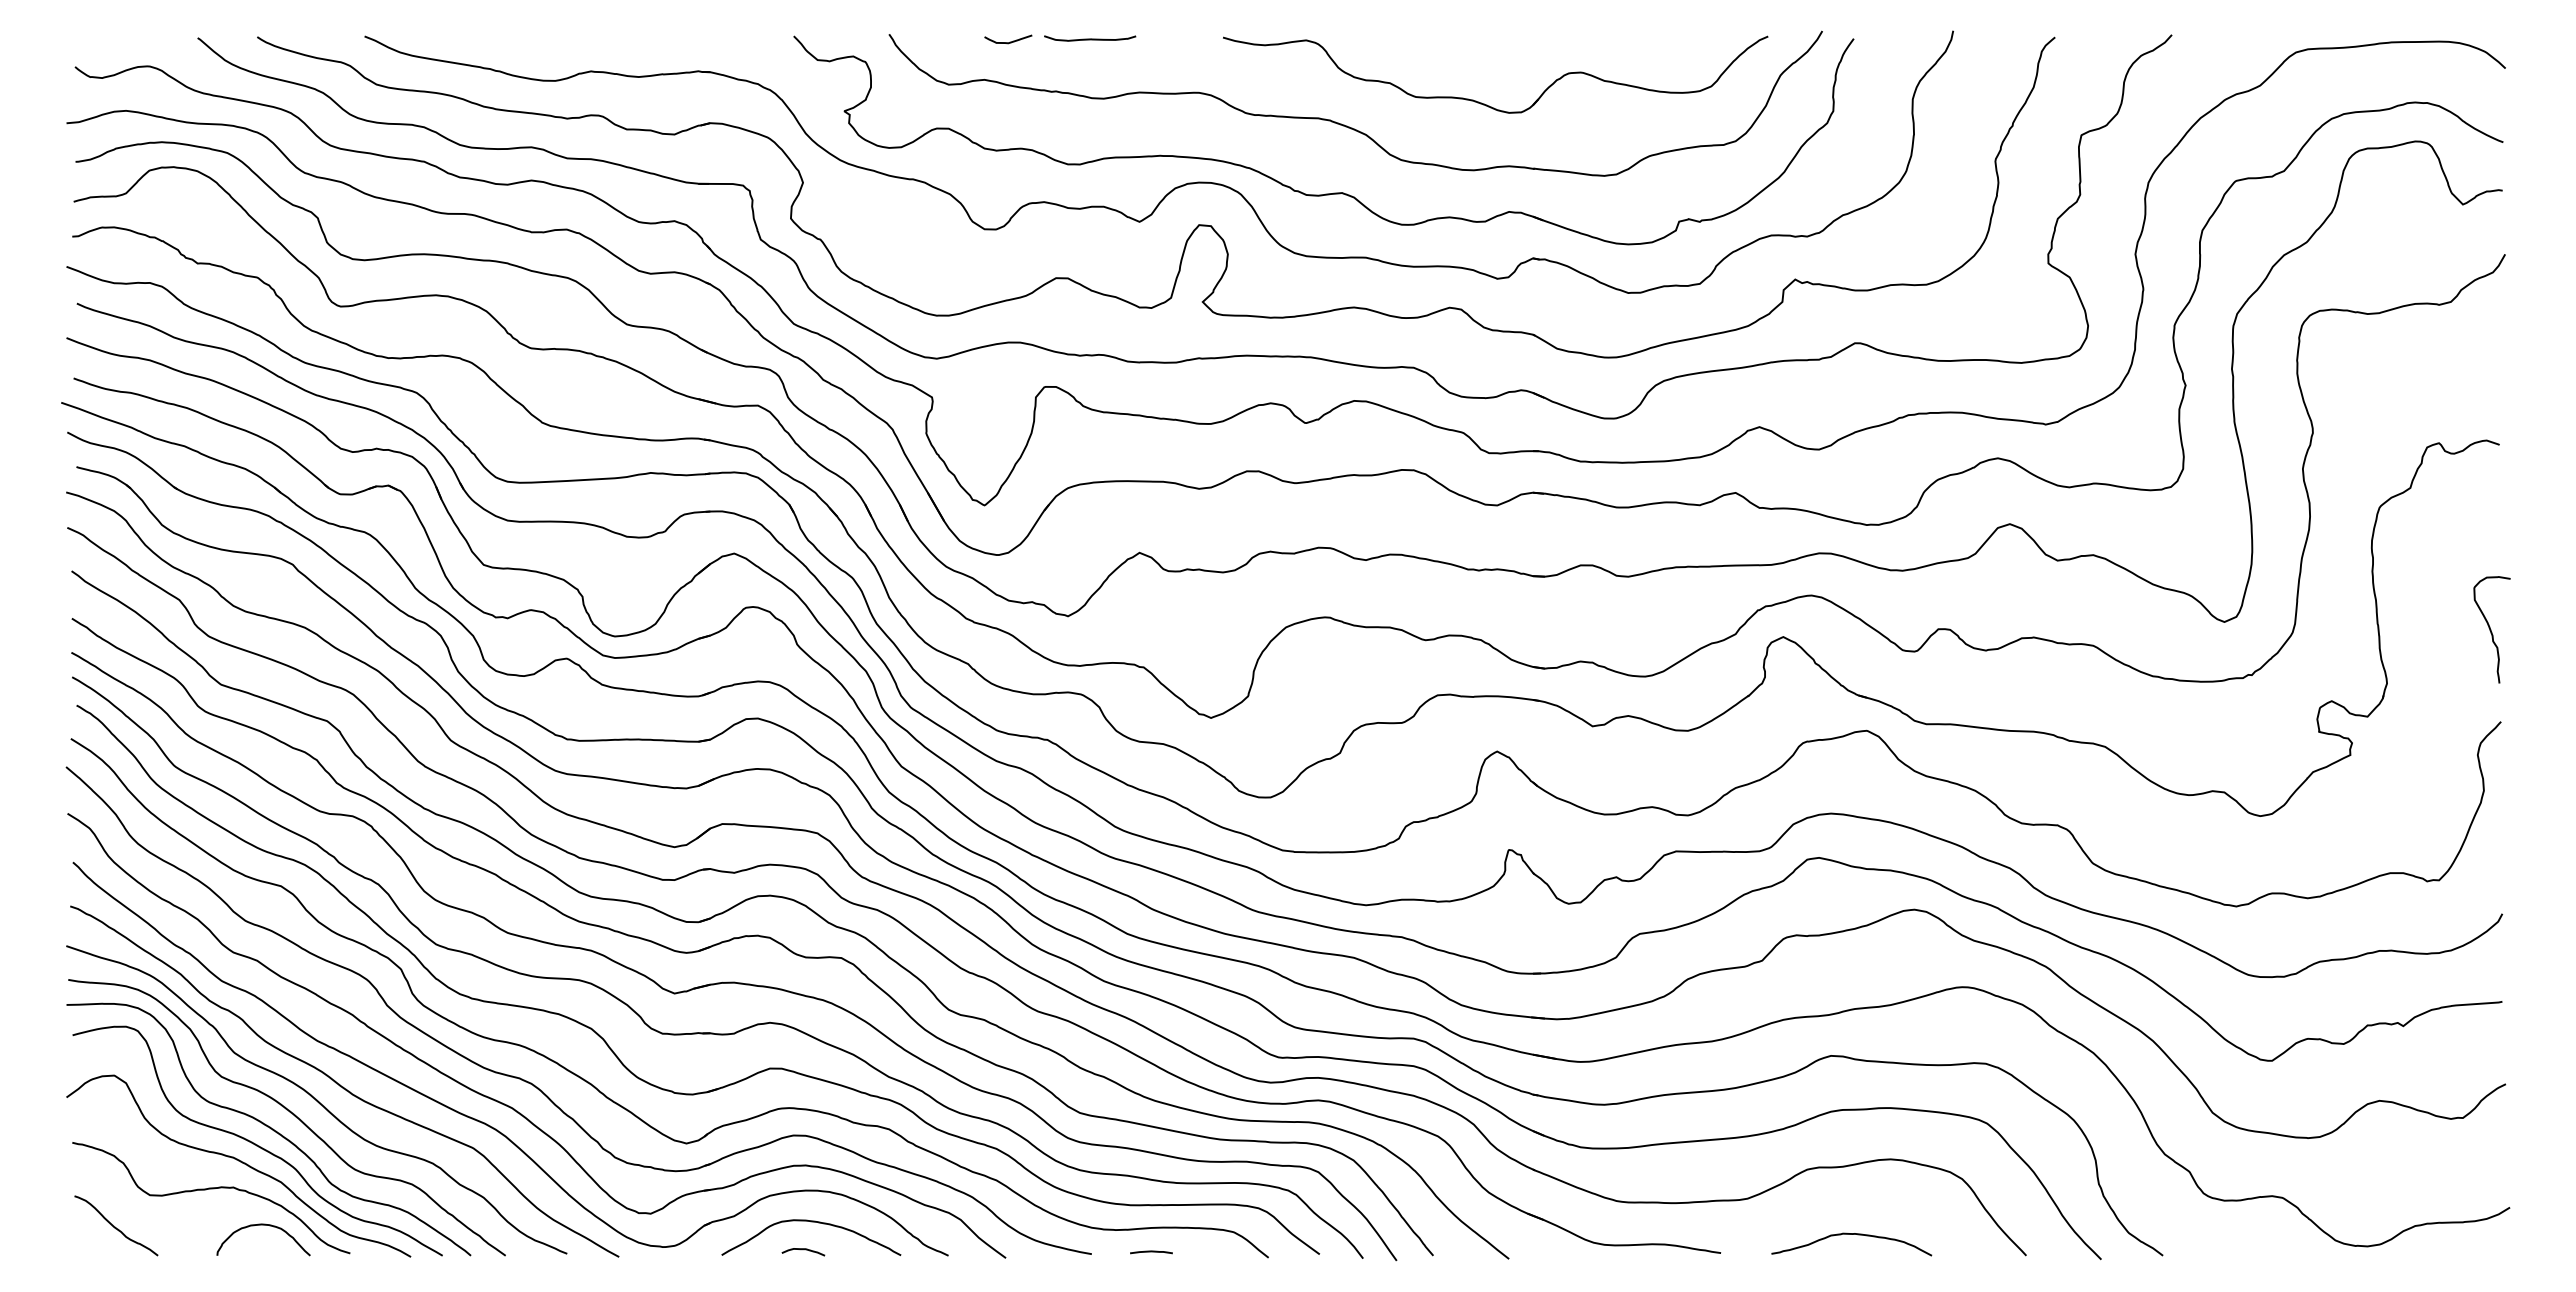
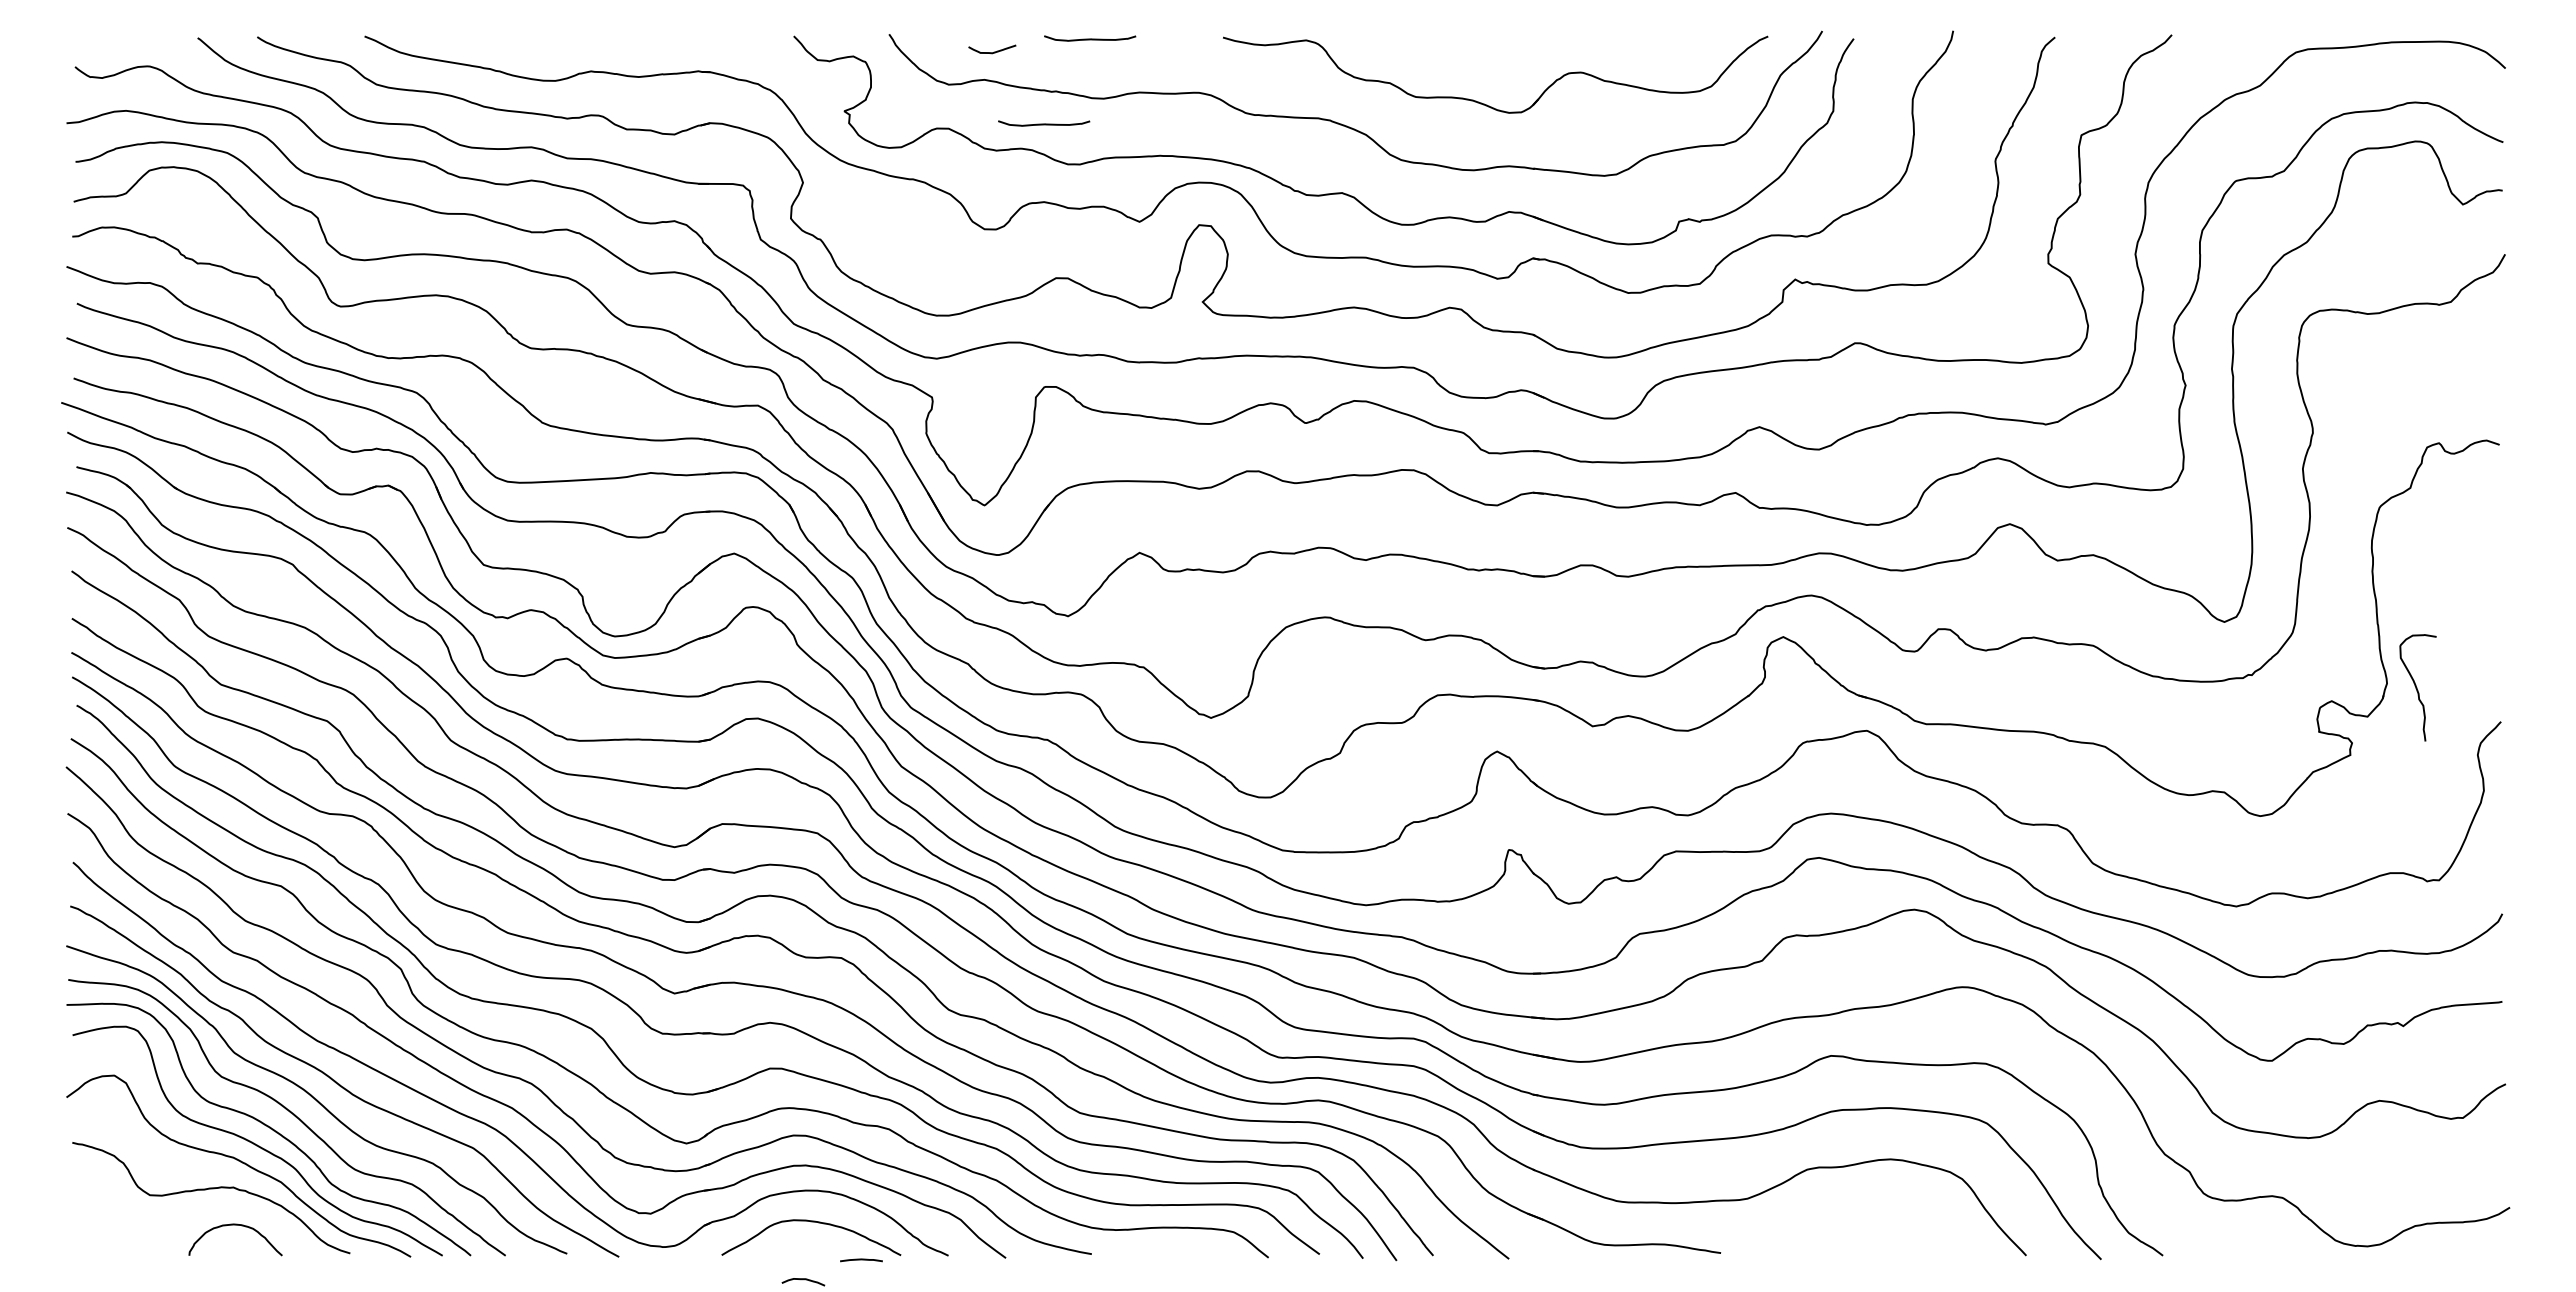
curve position: (1010, 41) -> (994, 51) (994, 51)
curve: none -> present (1044, 123)
curve position: (2491, 629) -> (2417, 687) (2417, 687)
curve position: (263, 1225) -> (235, 1225) (235, 1225)
curve: present -> none (115, 1226)
curve: present -> none (1851, 1234)
curve position: (803, 1250) -> (803, 1280) (803, 1280)
curve position: (1151, 1252) -> (861, 1260) (861, 1260)
